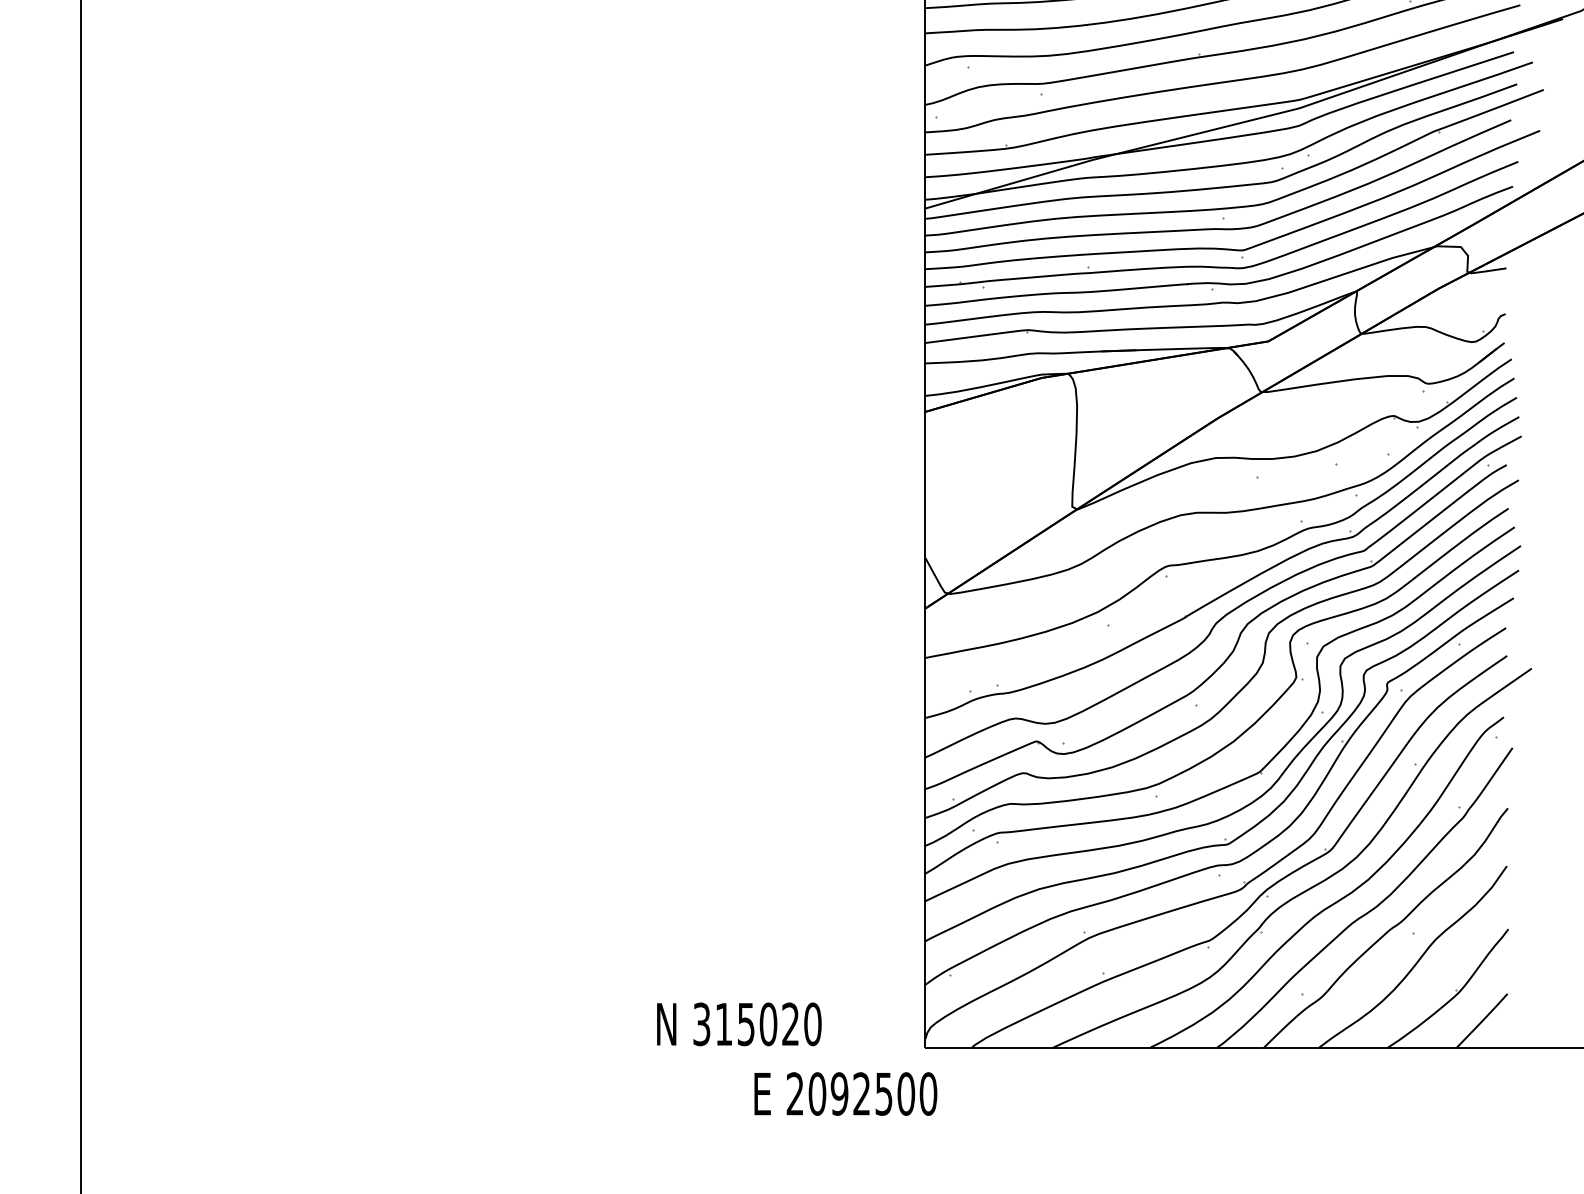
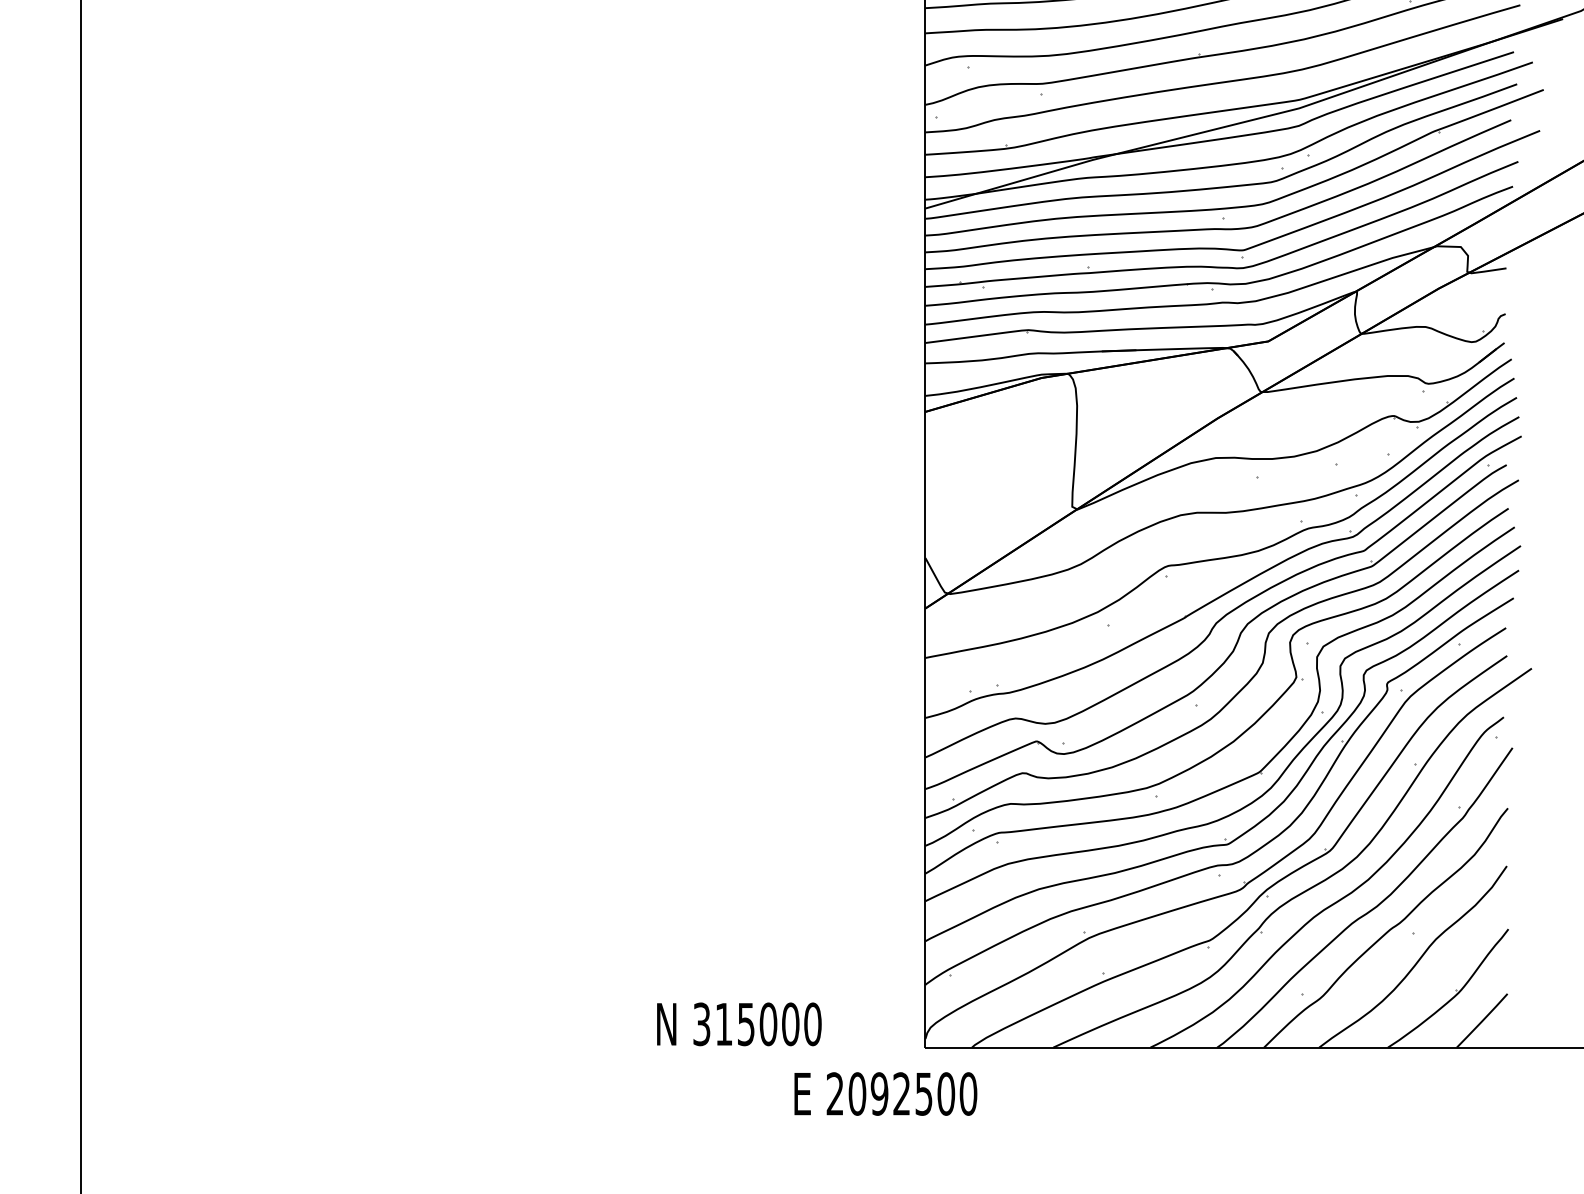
text: 315020 -> 315000 (790, 1024)
text position: (845, 1093) -> (885, 1093) (885, 1093)
